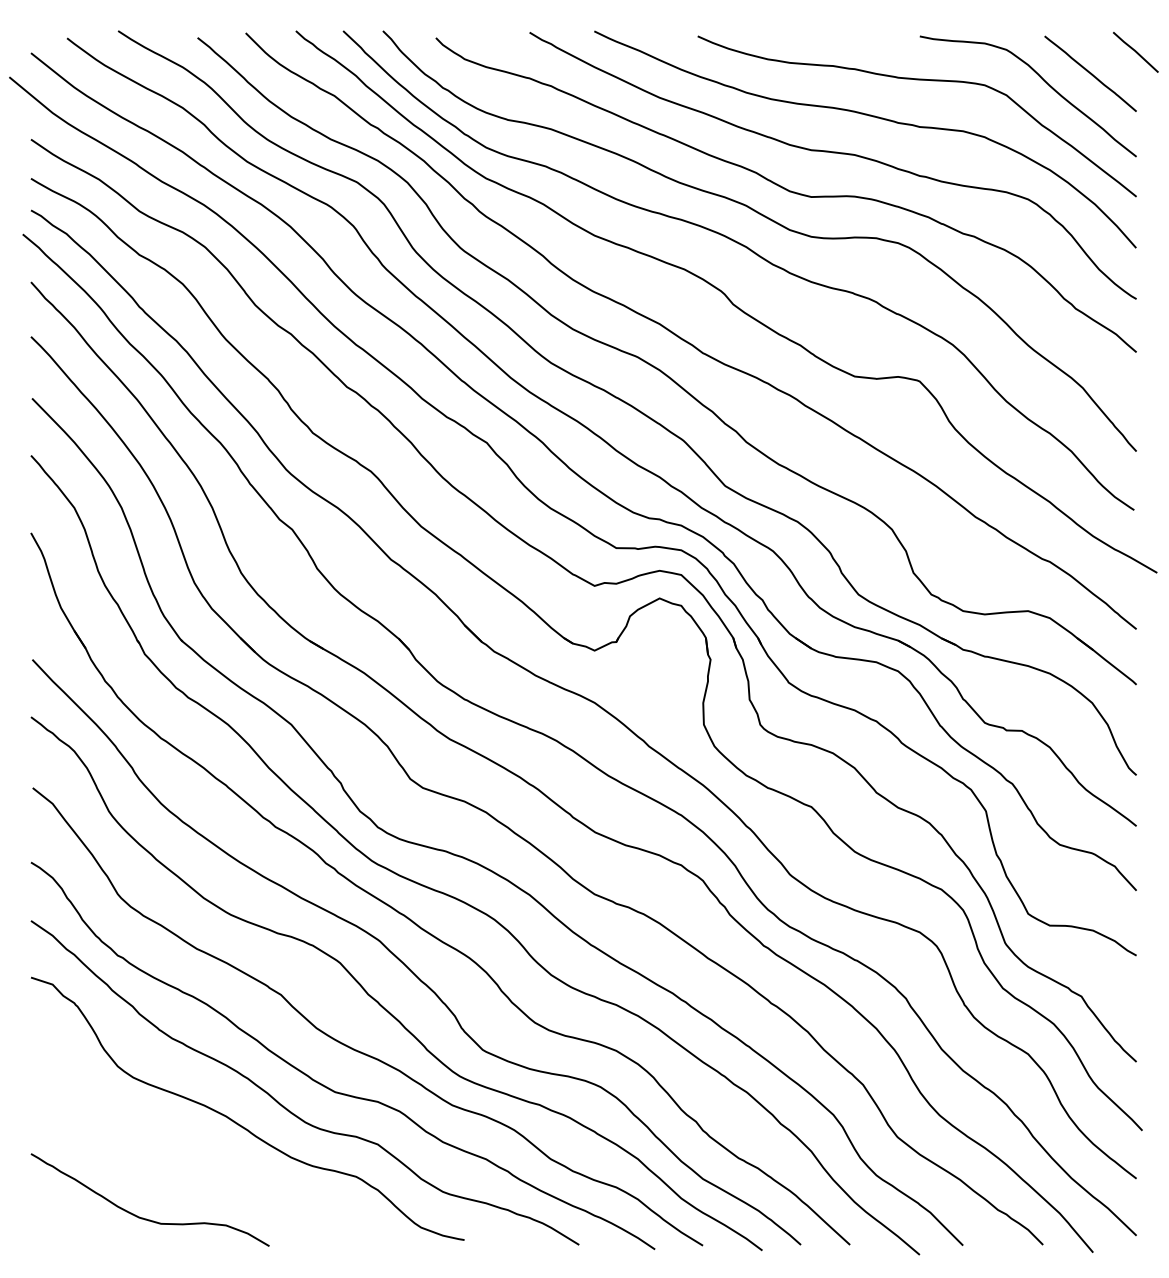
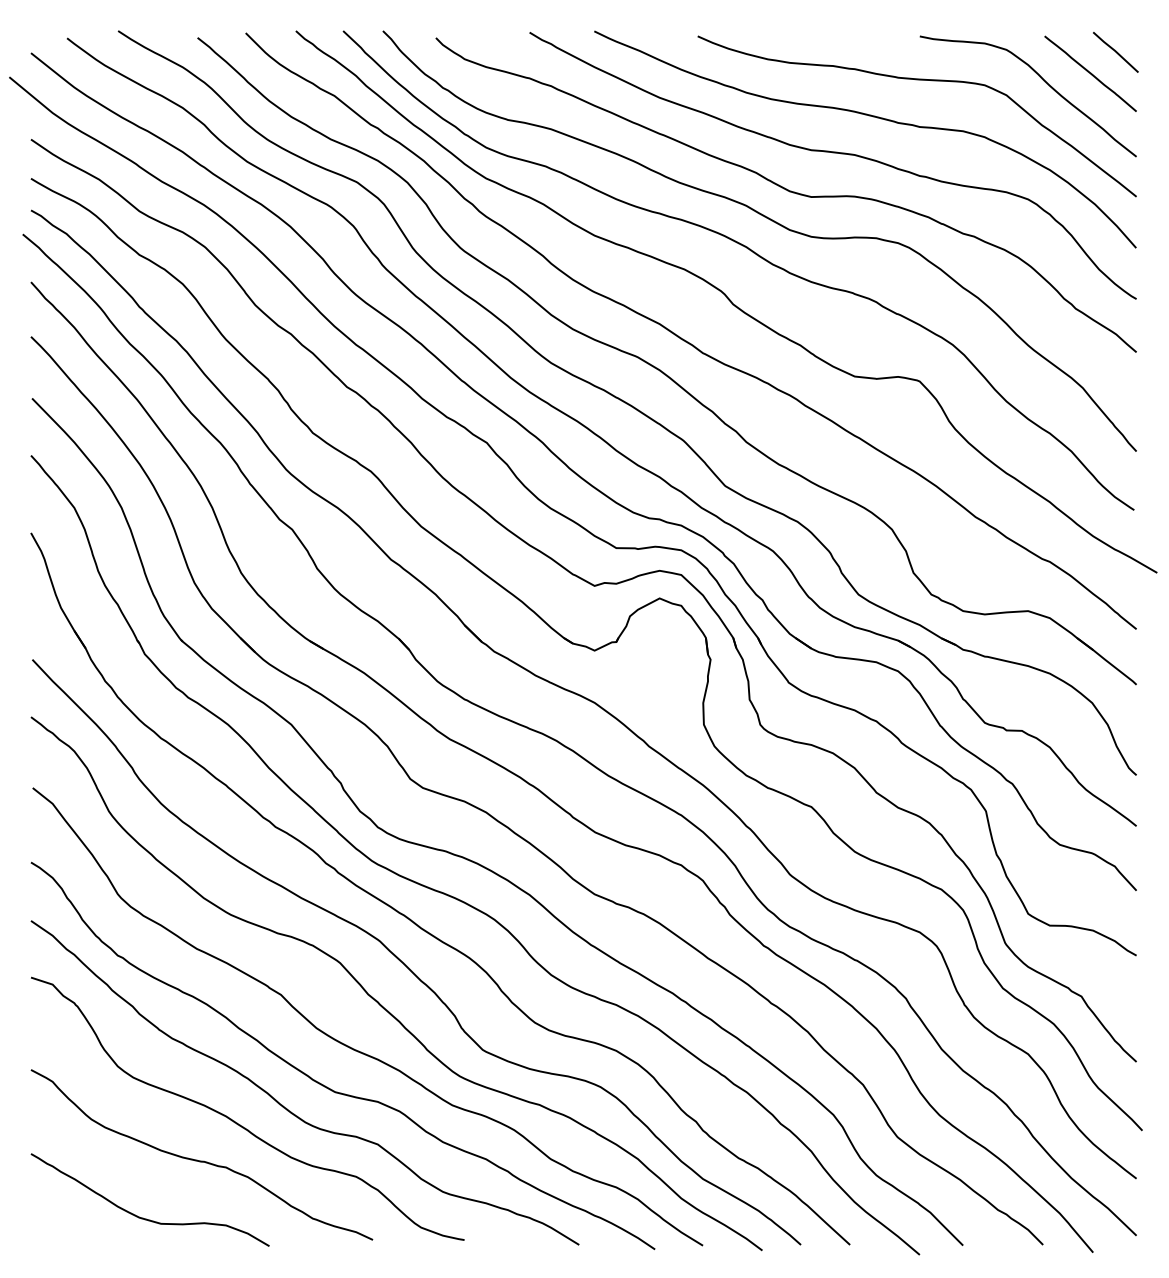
line position: (1135, 52) -> (1115, 52) (1115, 52)
curve: none -> present (201, 1160)
